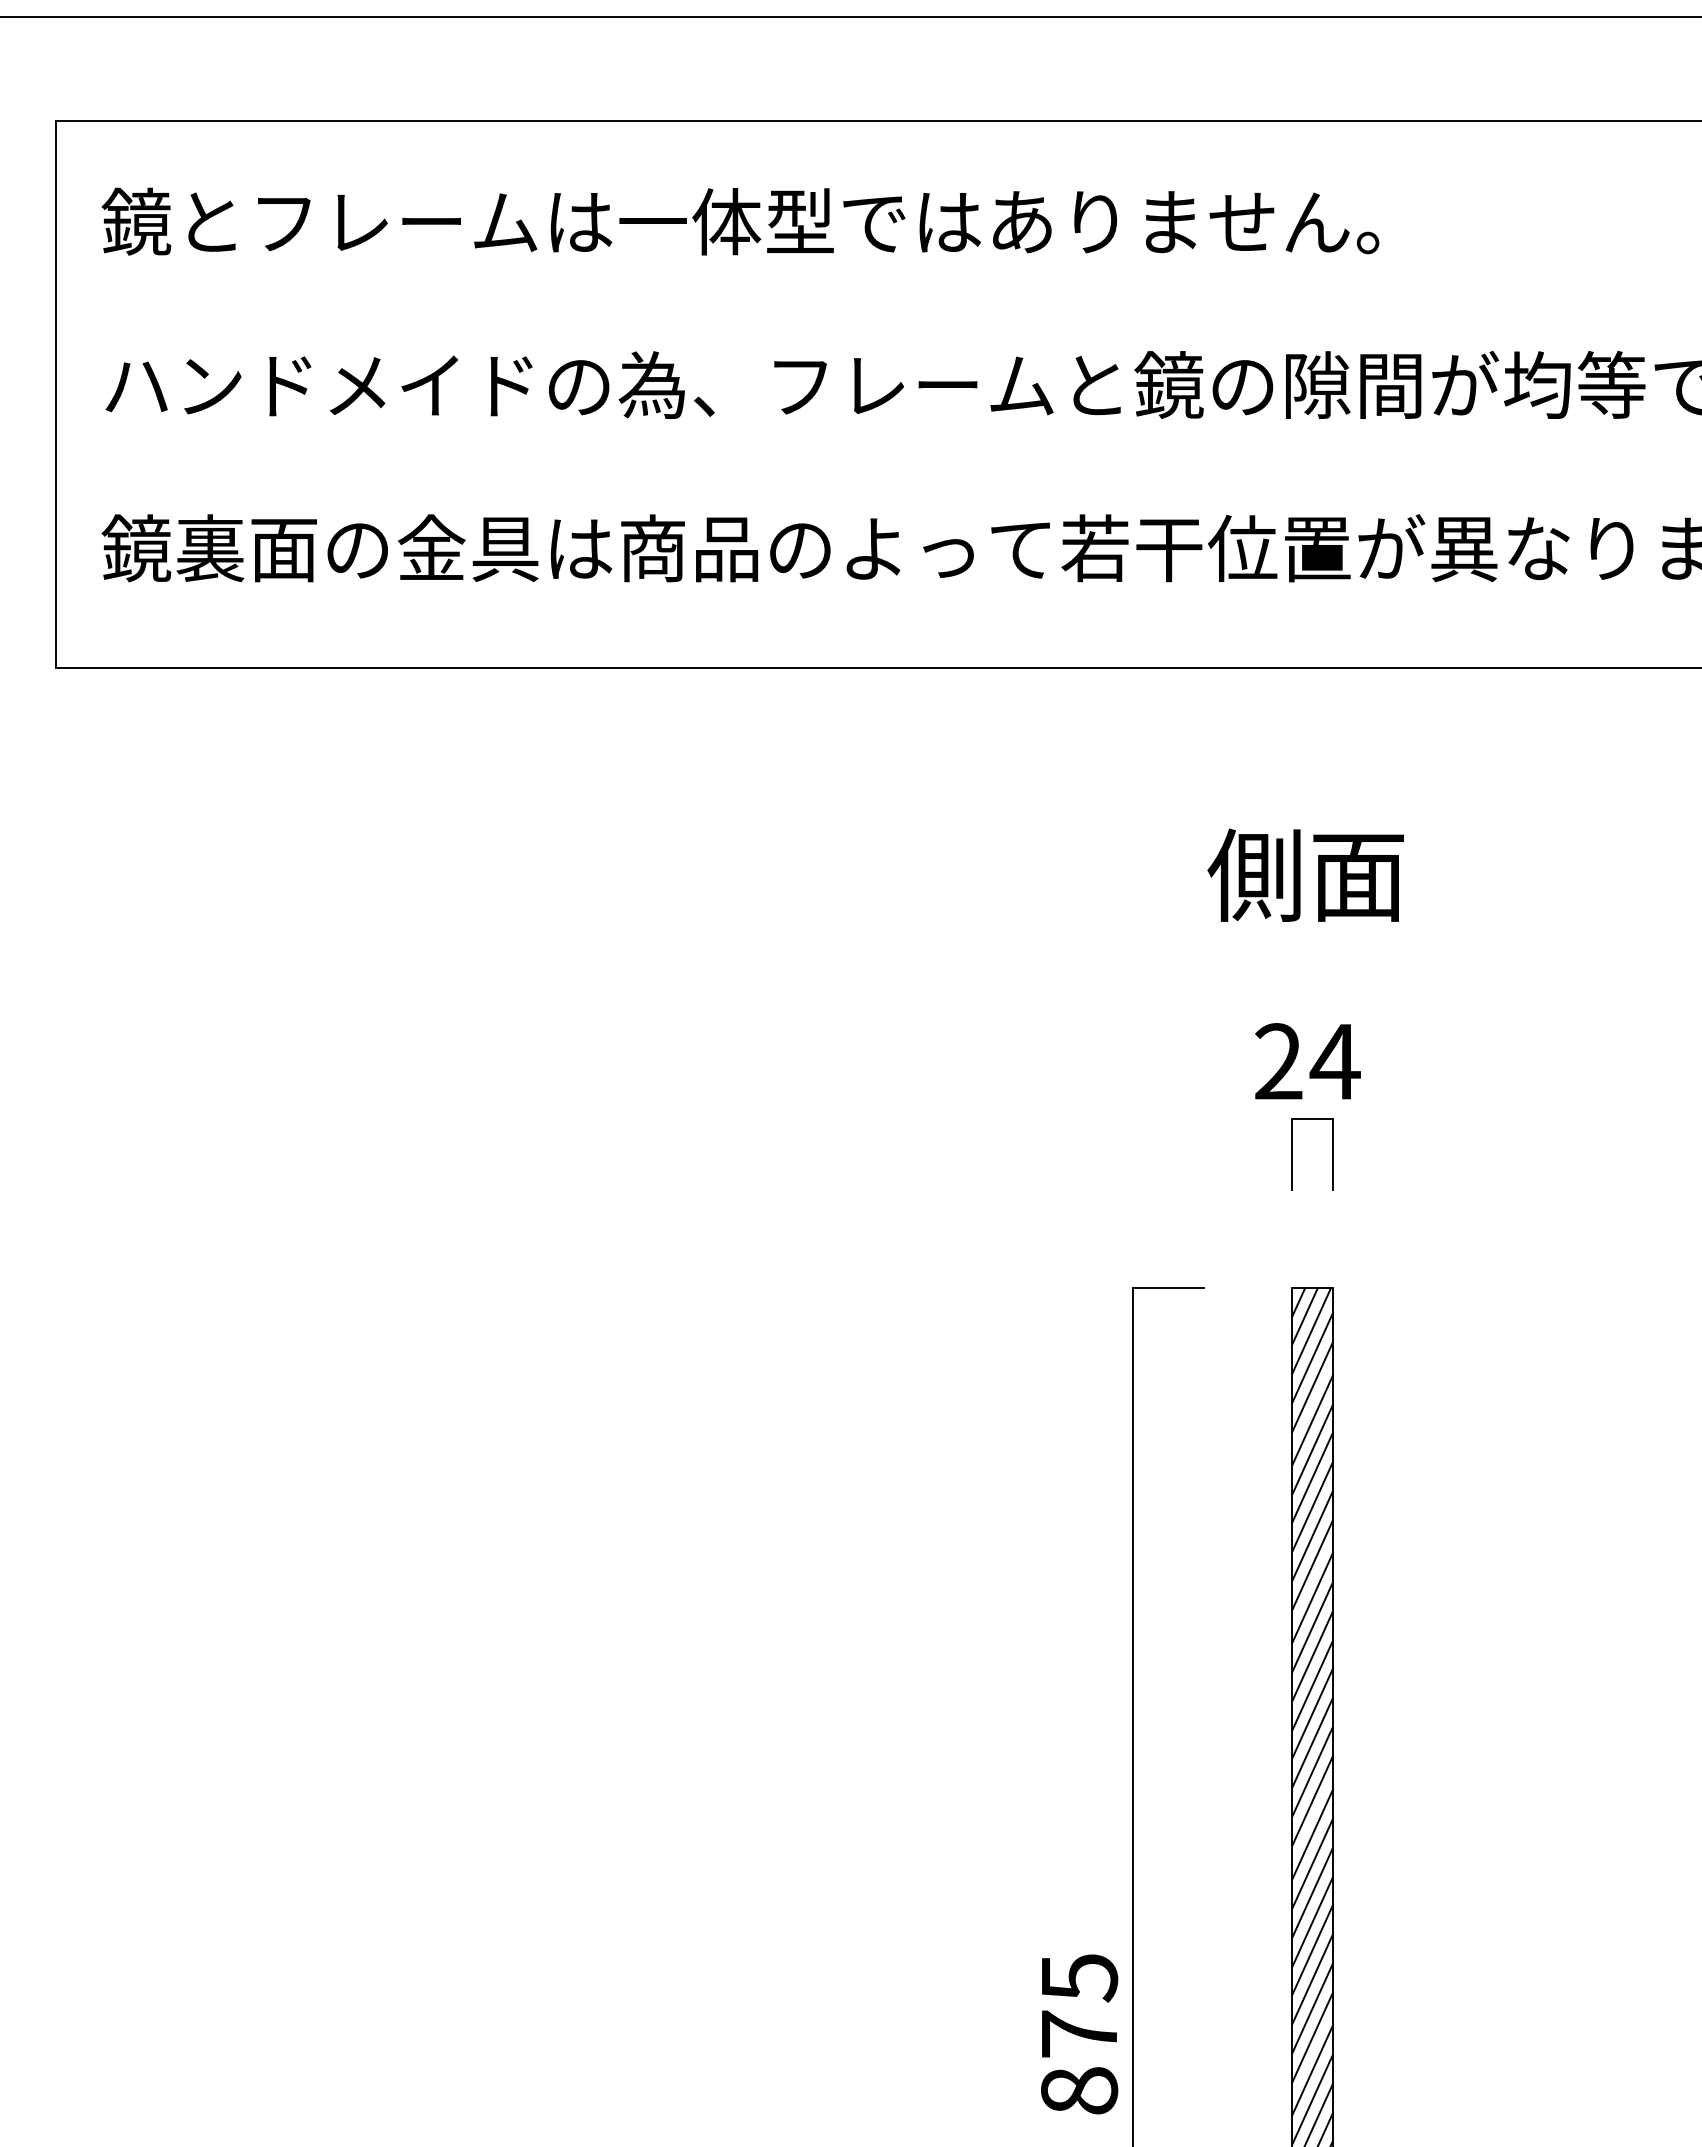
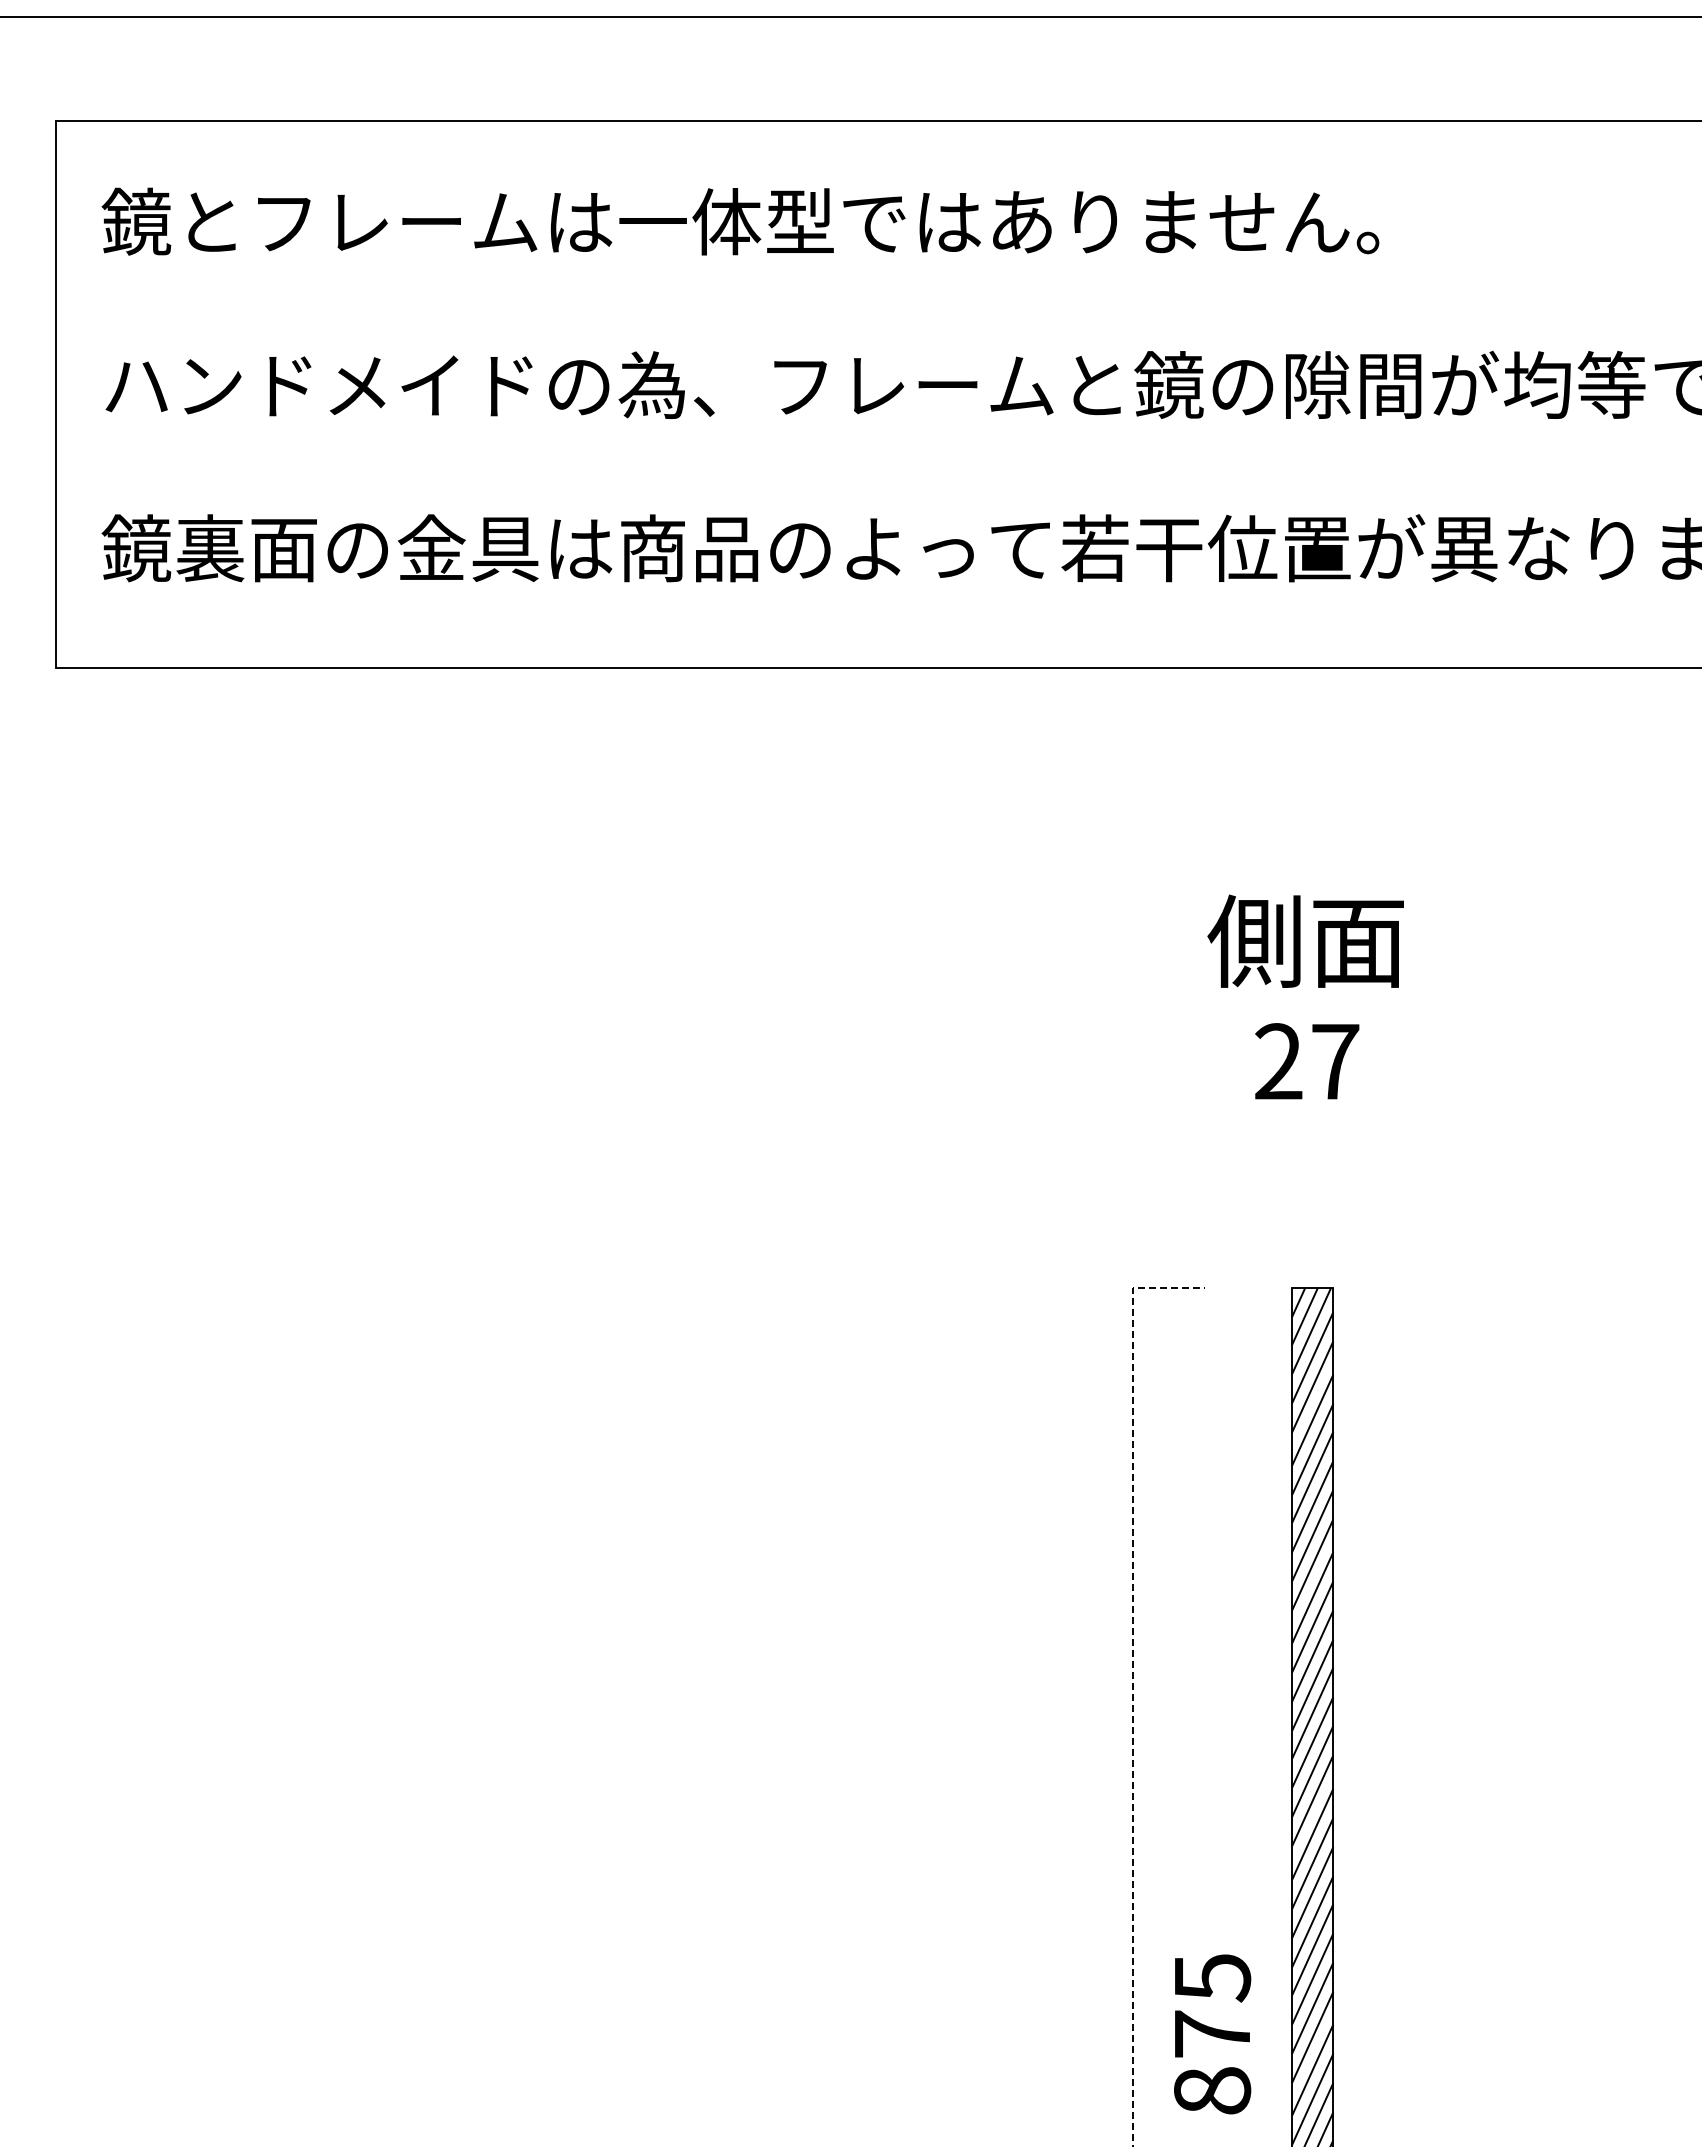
text position: (1305, 874) -> (1305, 940) (1305, 940)
text: 24 -> 27 (1334, 1061)
line: present -> none (1292, 1154)
line: solid -> dashed (1133, 1680)
text position: (1079, 2034) -> (1212, 2034) (1212, 2034)
